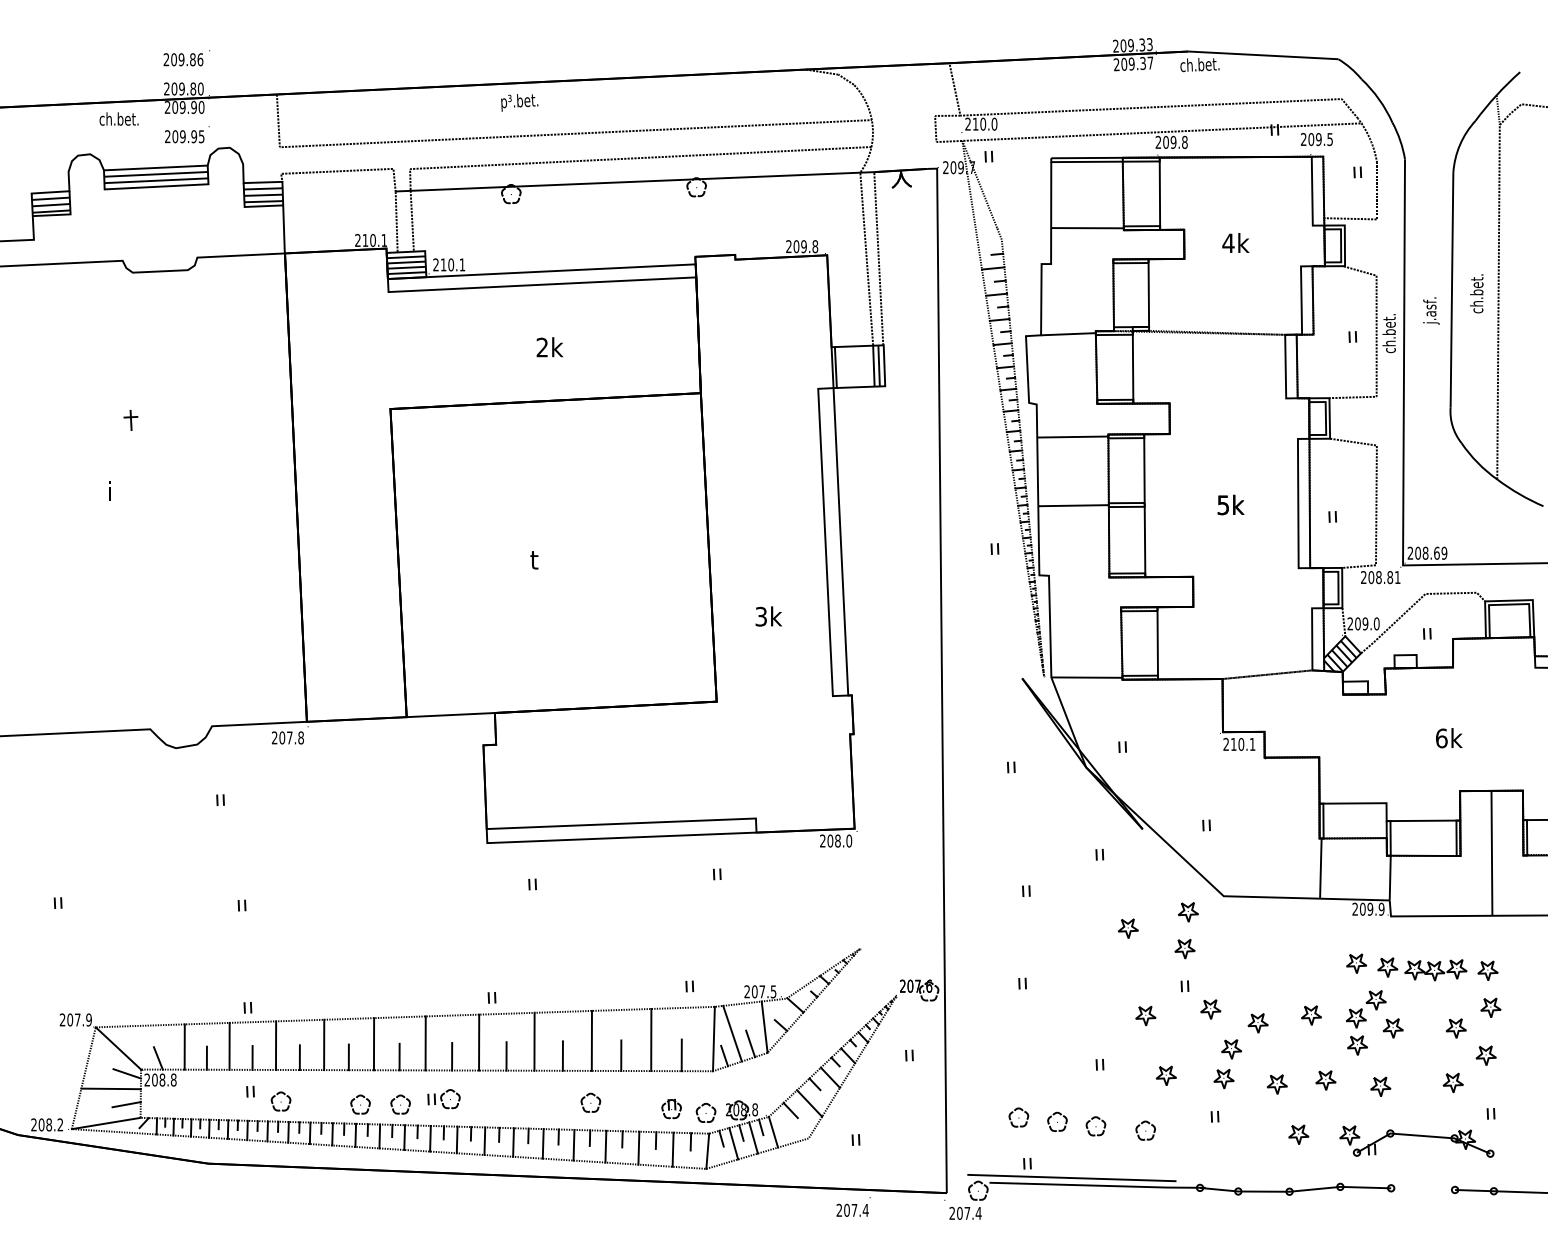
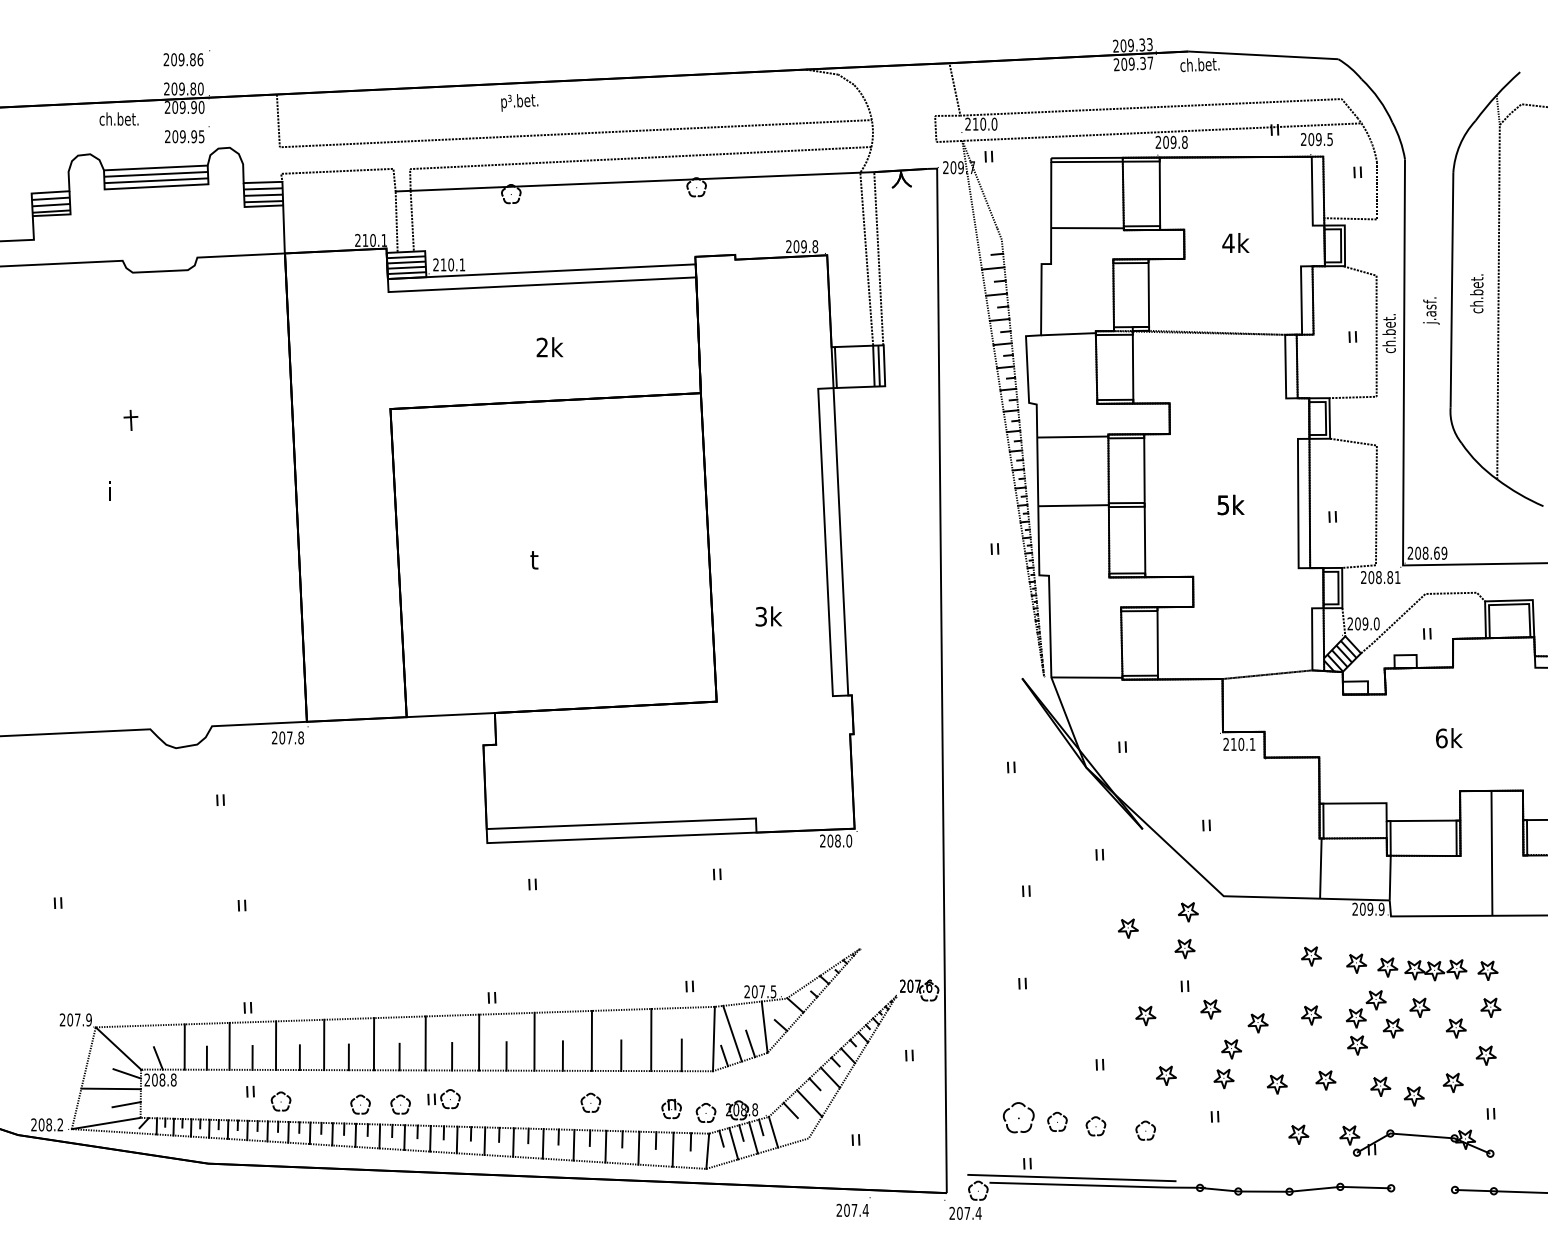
part: none -> present (1311, 956)
part: none -> present (1419, 1007)
part: none -> present (1413, 1096)
part size: 22x21 px -> 33x32 px (1018, 1117)
